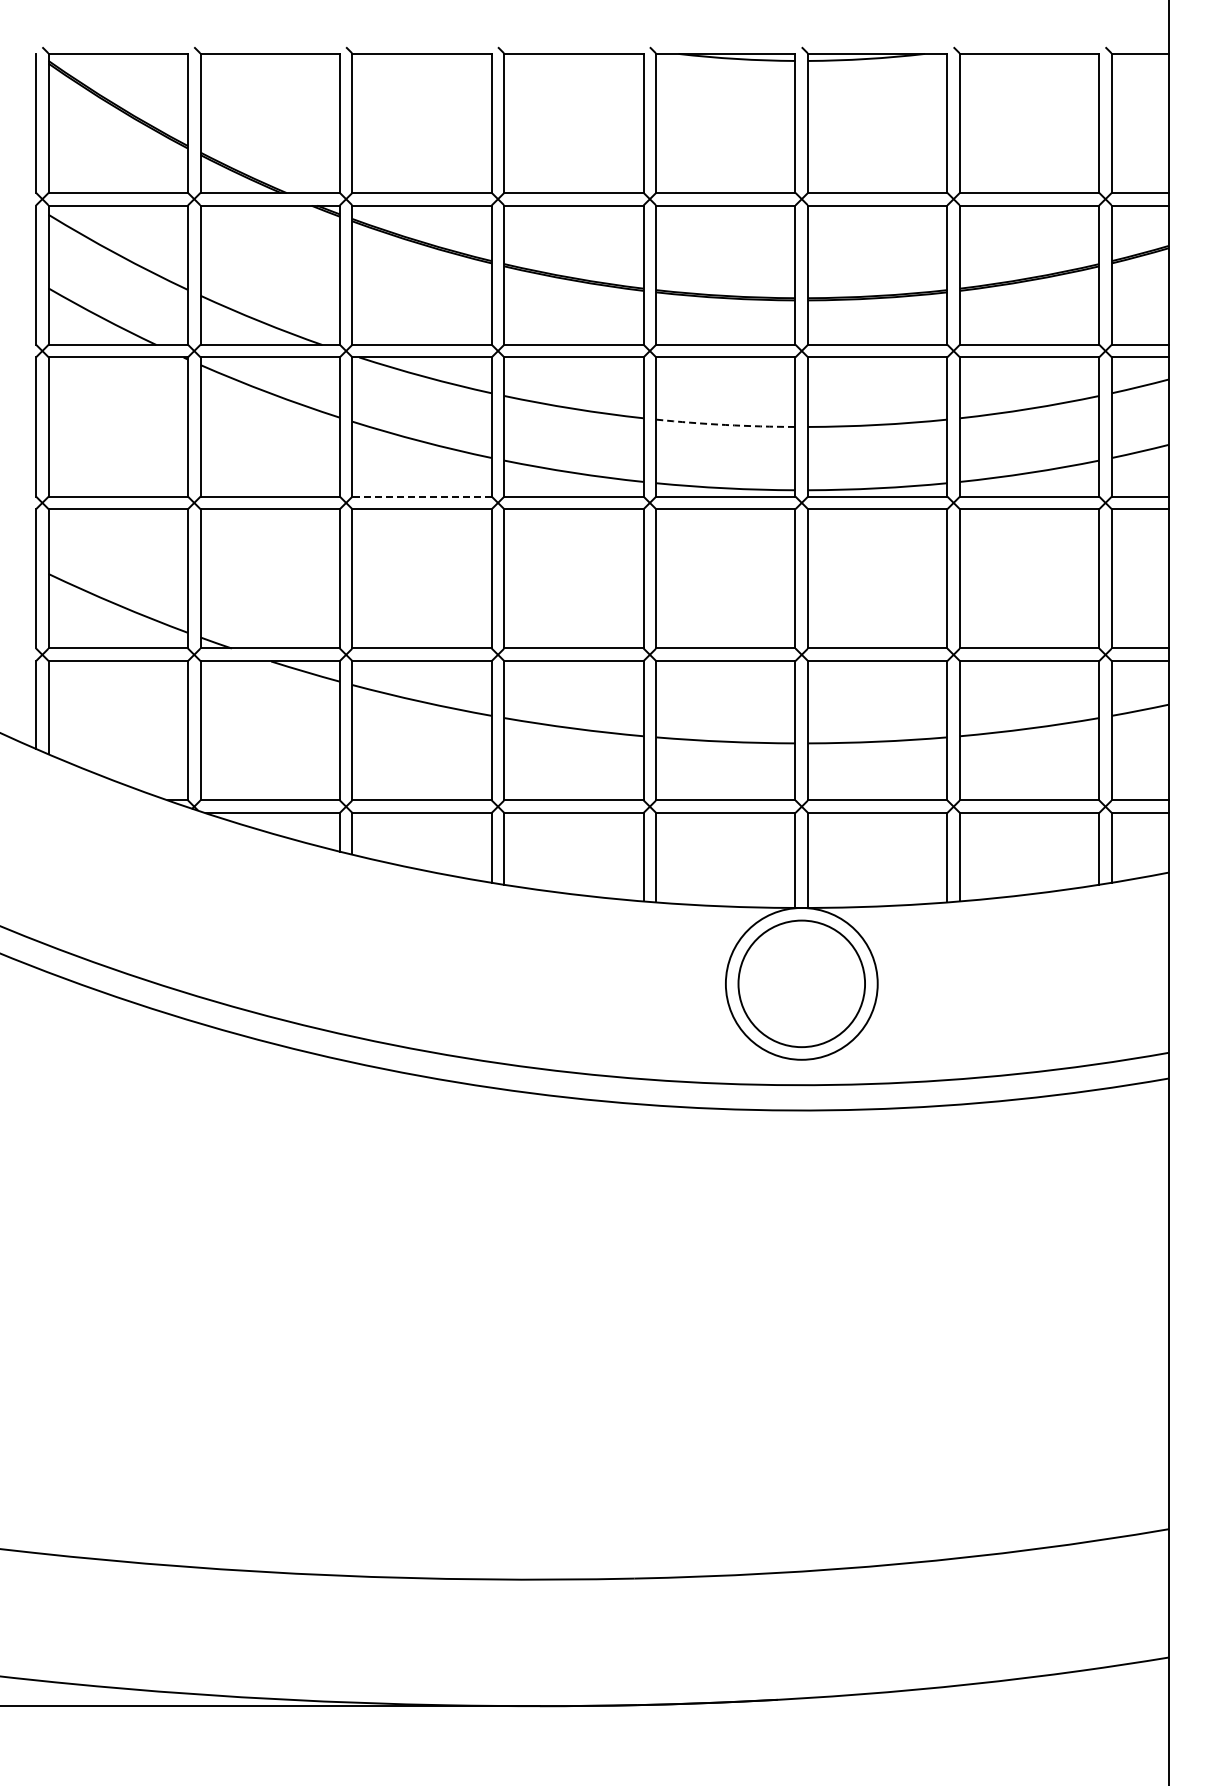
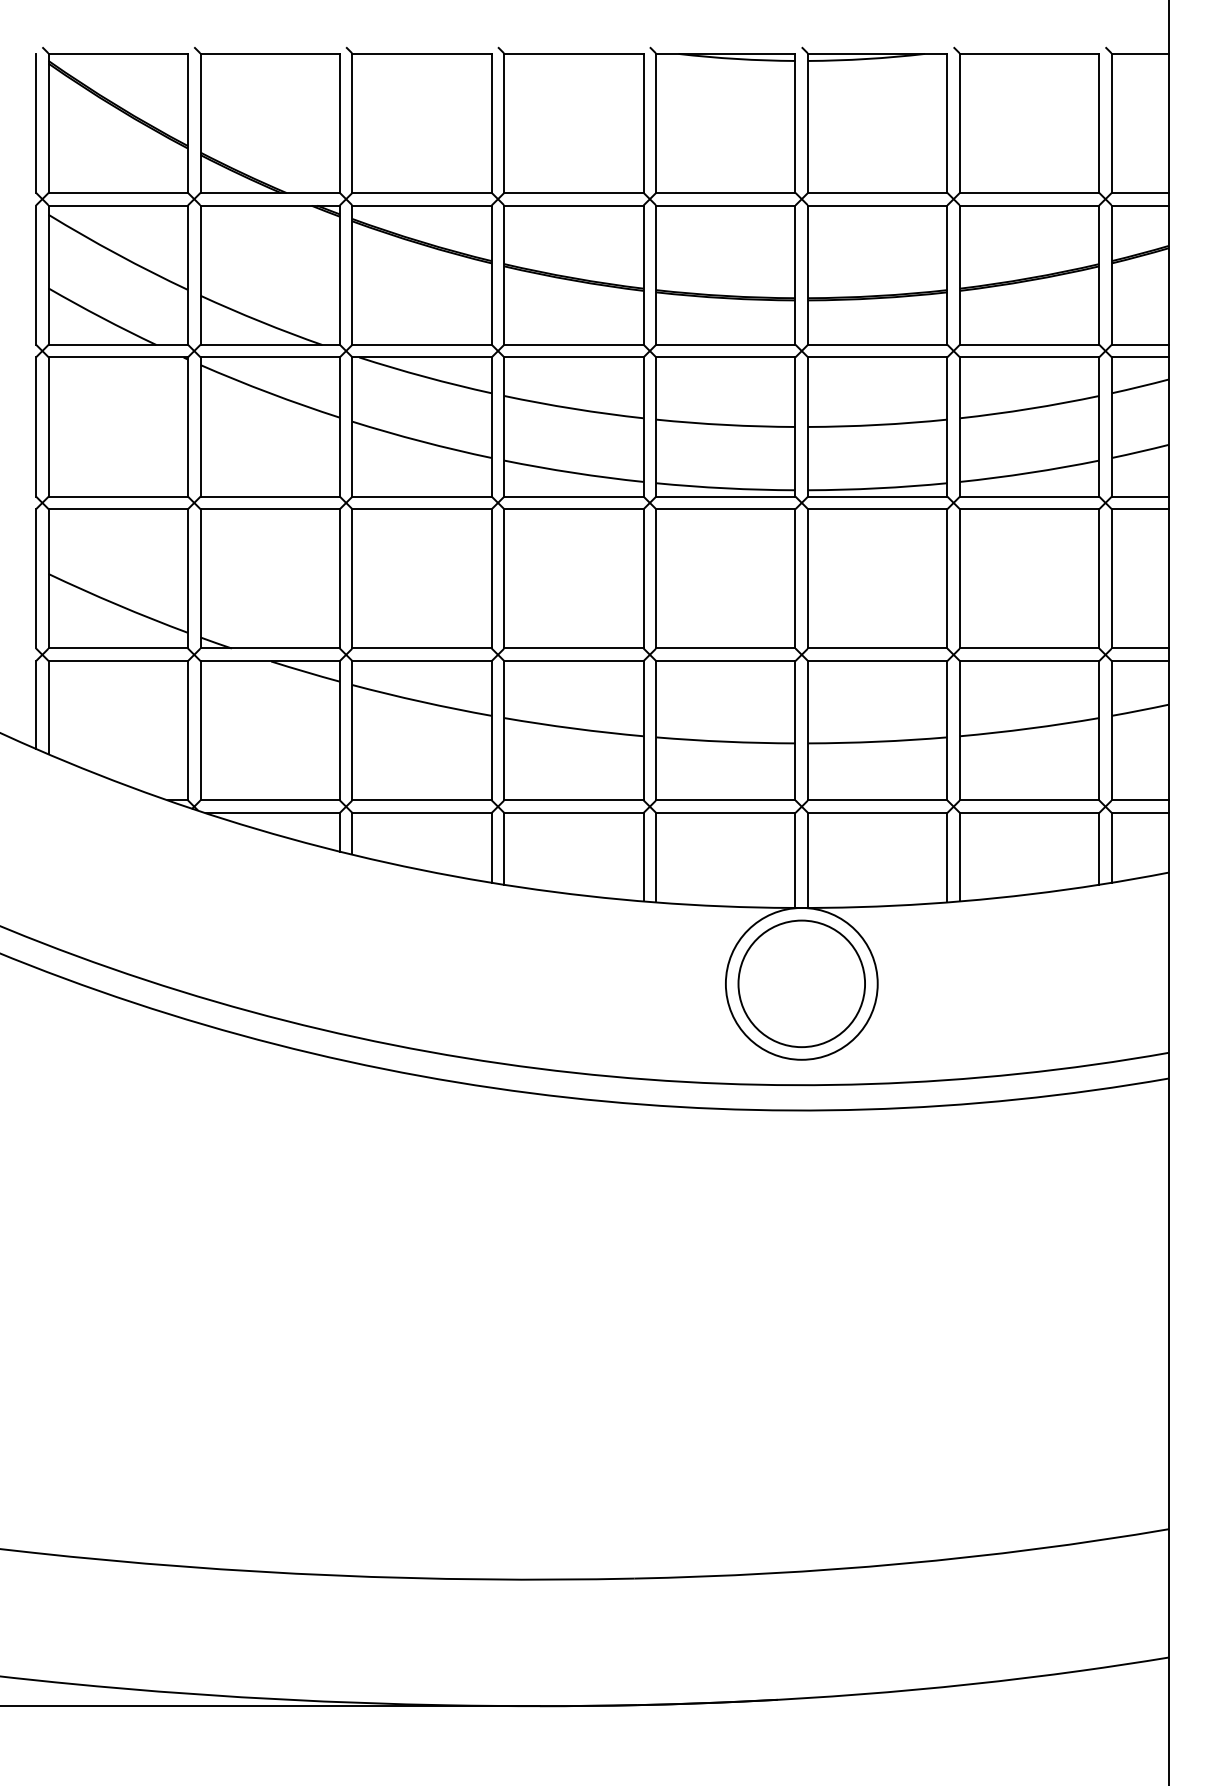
arc: dashed -> solid (725, 424)
line: dashed -> solid (422, 496)
